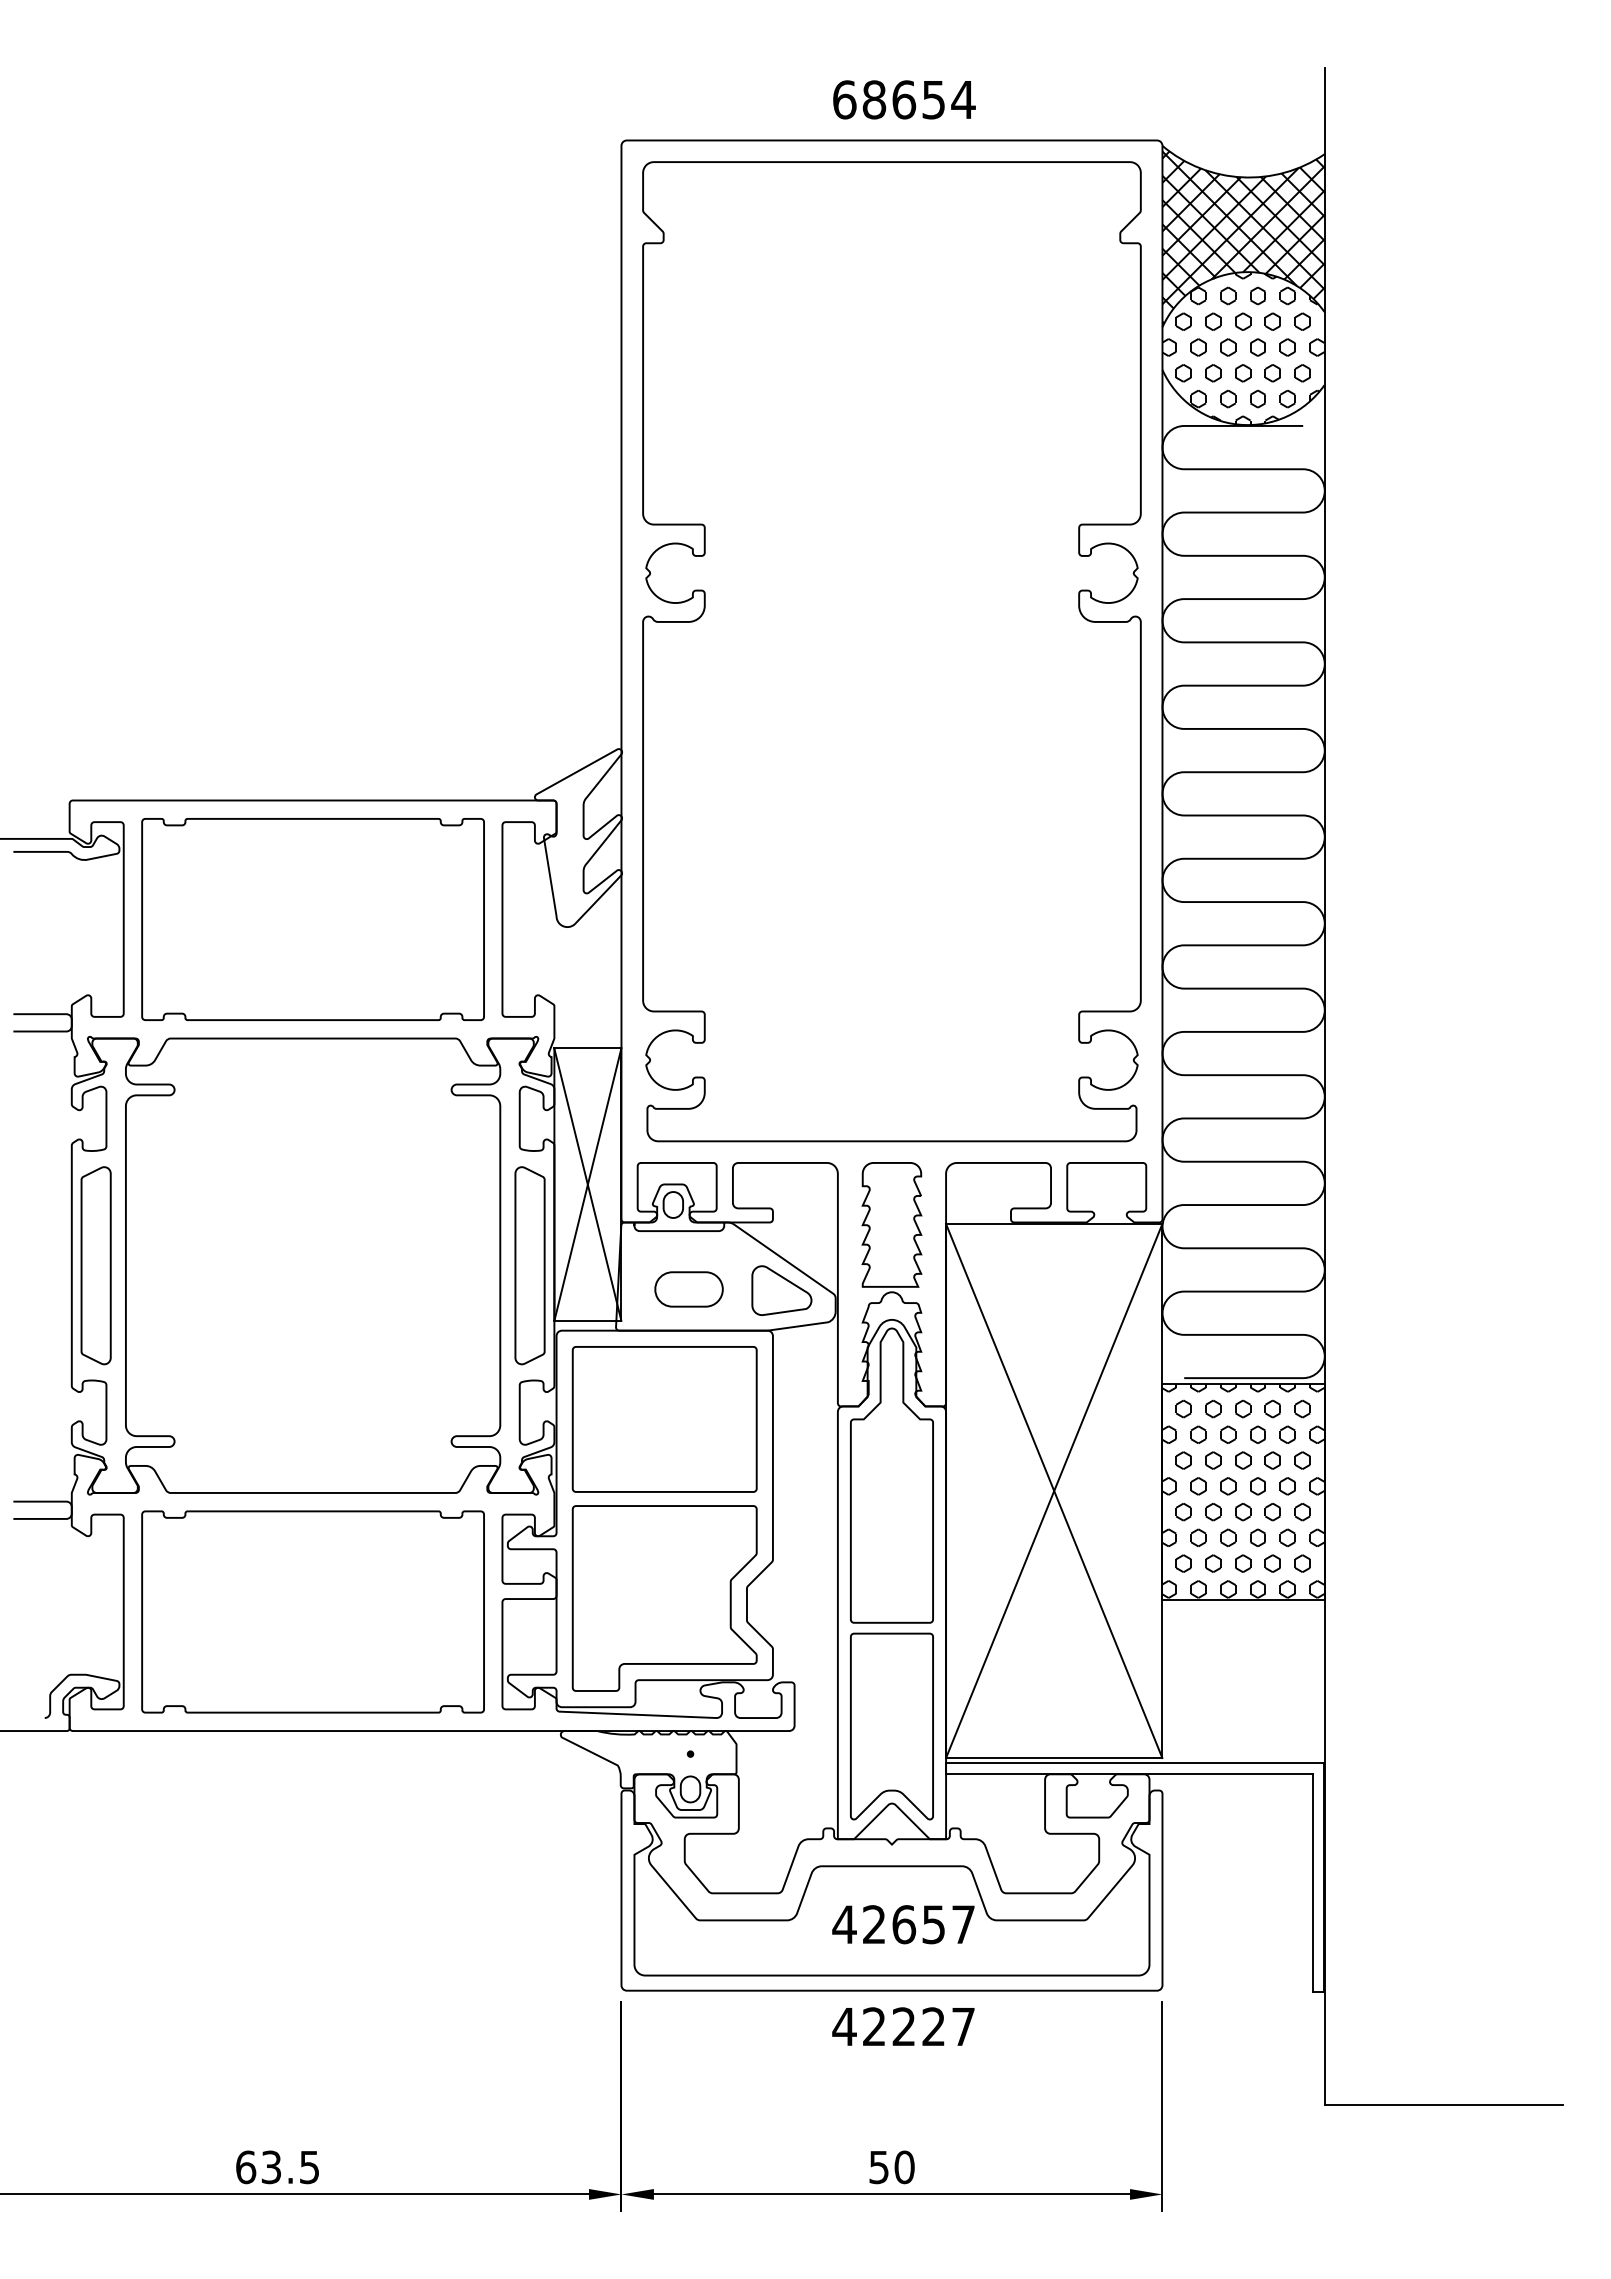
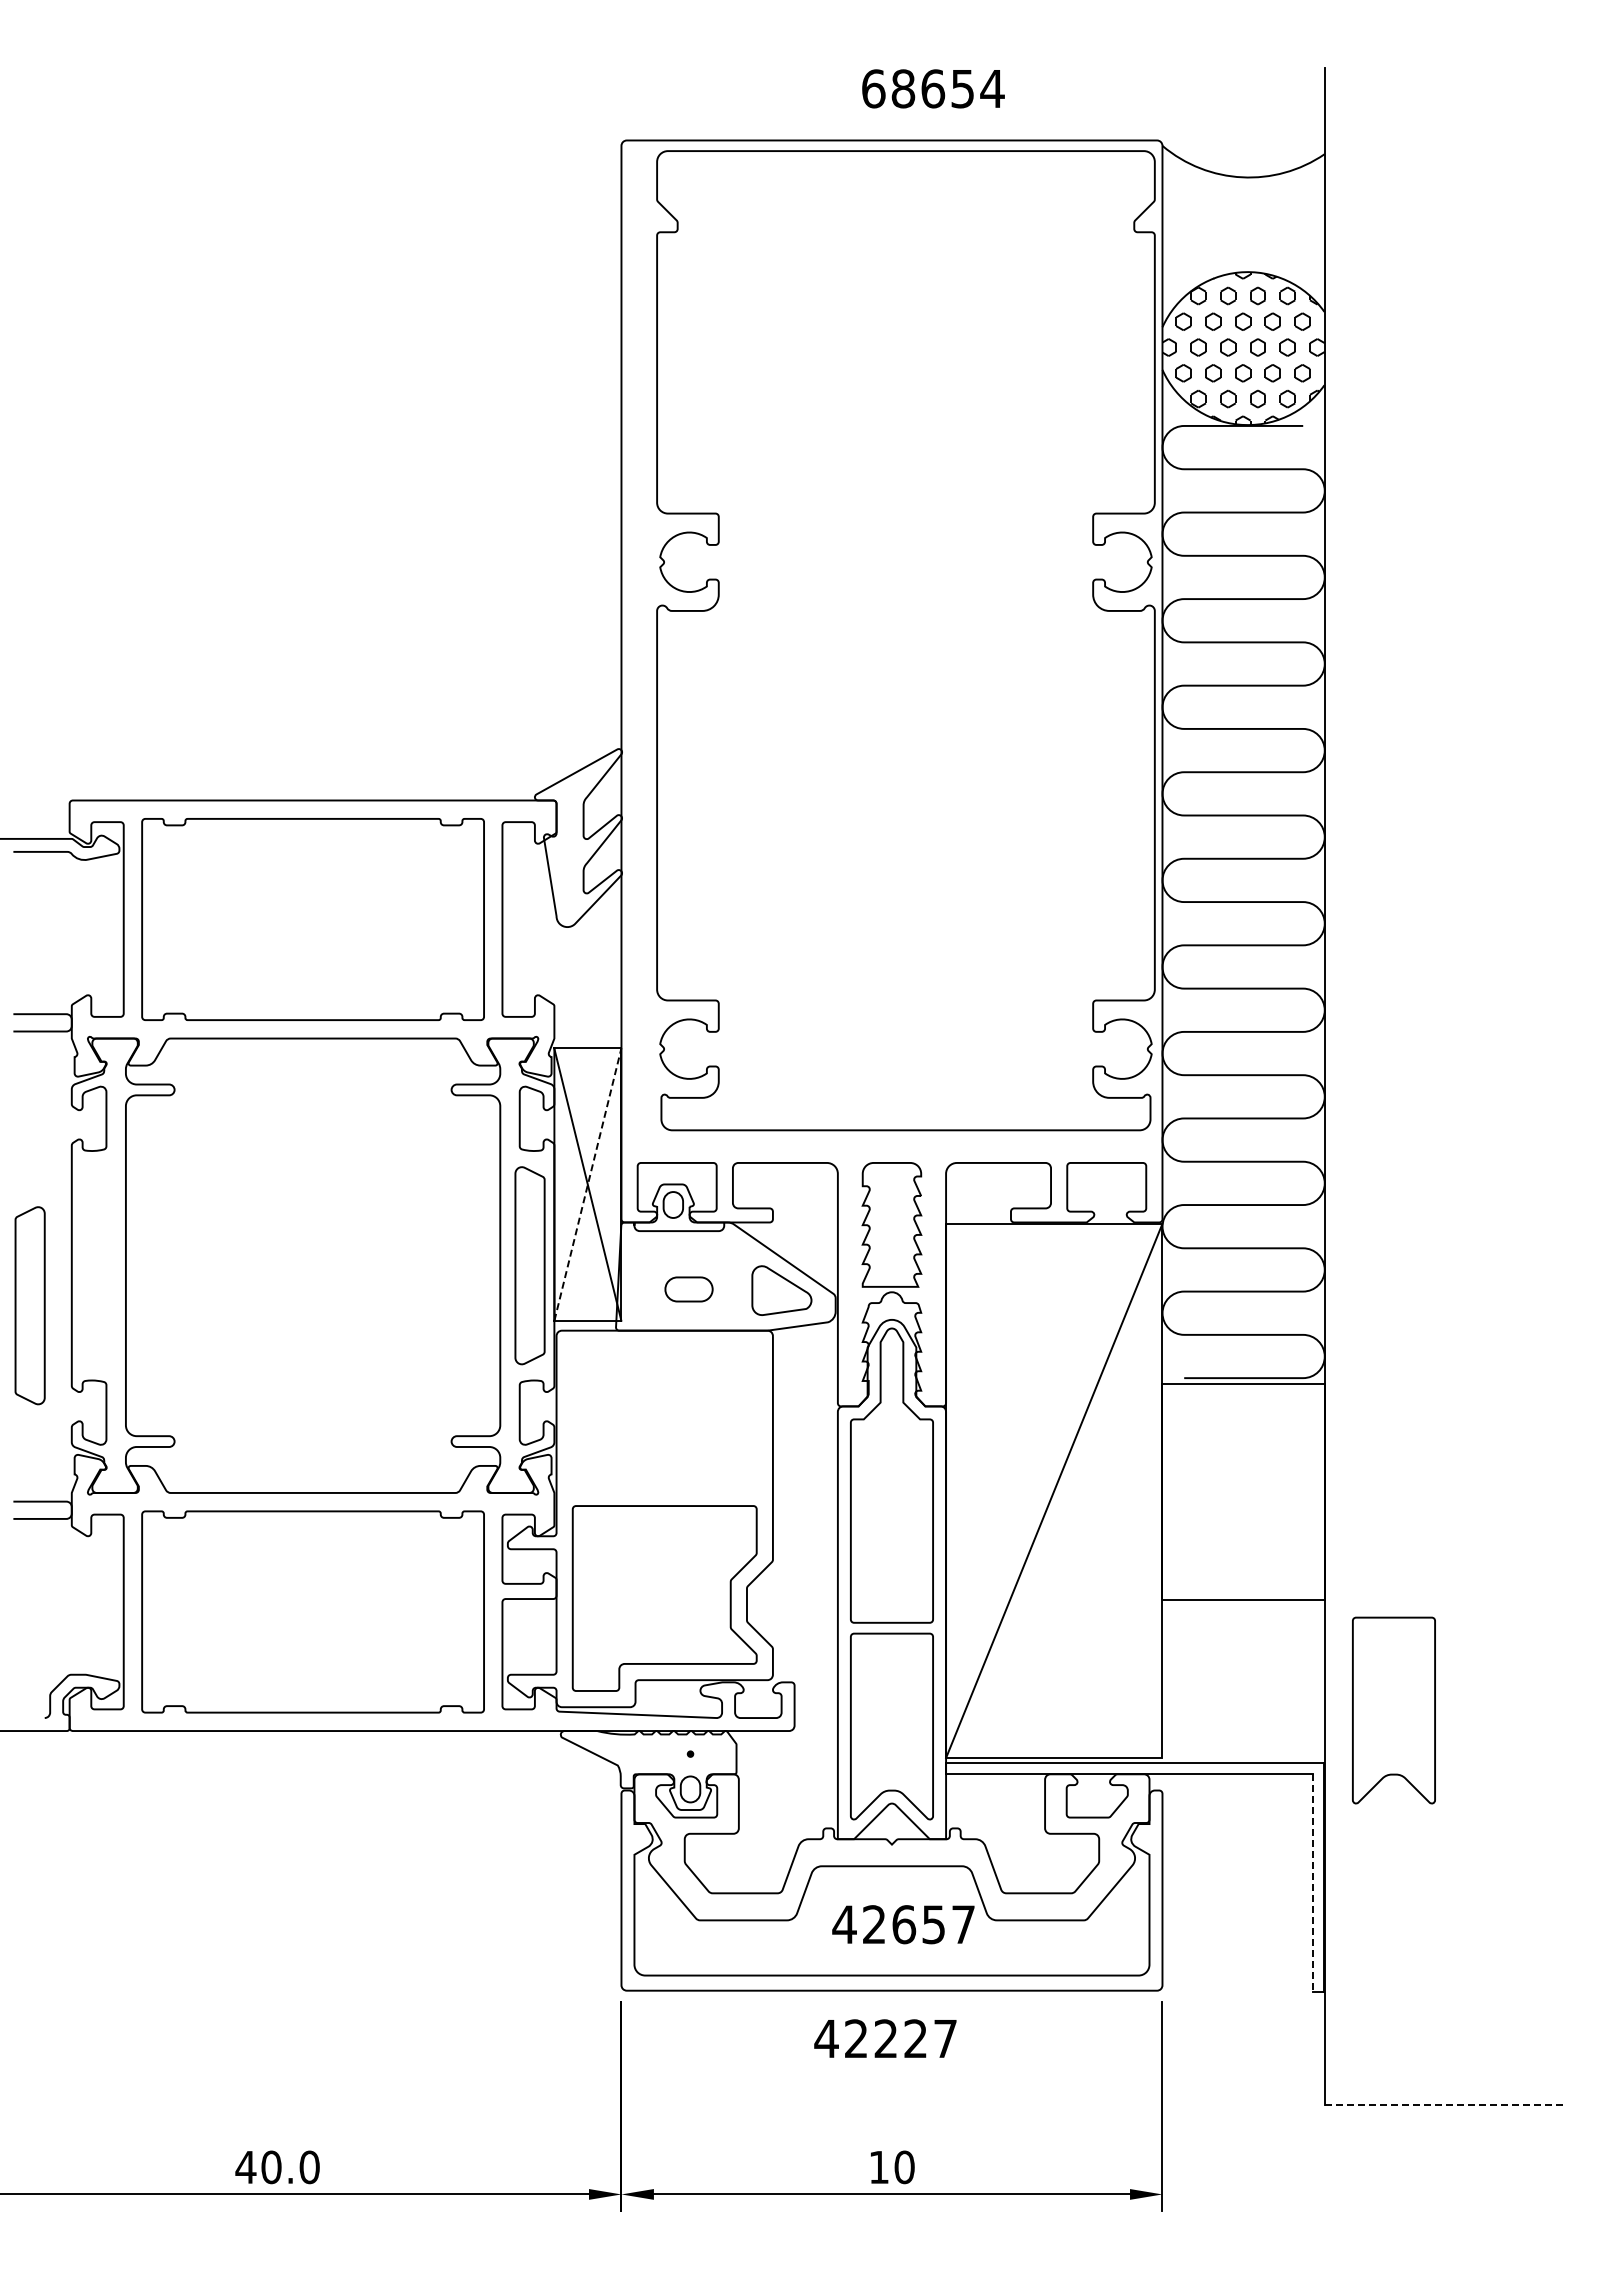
text position: (904, 99) -> (933, 88) (933, 88)
hatch: present -> none (1243, 237)
part position: (891, 651) -> (905, 640) (905, 640)
line: solid -> dashed (588, 1183)
curve position: (82, 1265) -> (16, 1305) (16, 1305)
part size: 70x37 px -> 50x27 px (688, 1289)
part: present -> none (664, 1419)
hatch: present -> none (1243, 1490)
line: present -> none (1054, 1491)
part: none -> present (1393, 1710)
line: solid -> dashed (1313, 1882)
text position: (903, 2026) -> (885, 2038) (885, 2038)
line: solid -> dashed (1443, 2105)
text: 63.5 -> 40.0 (277, 2167)
text: 50 -> 10 (878, 2167)
